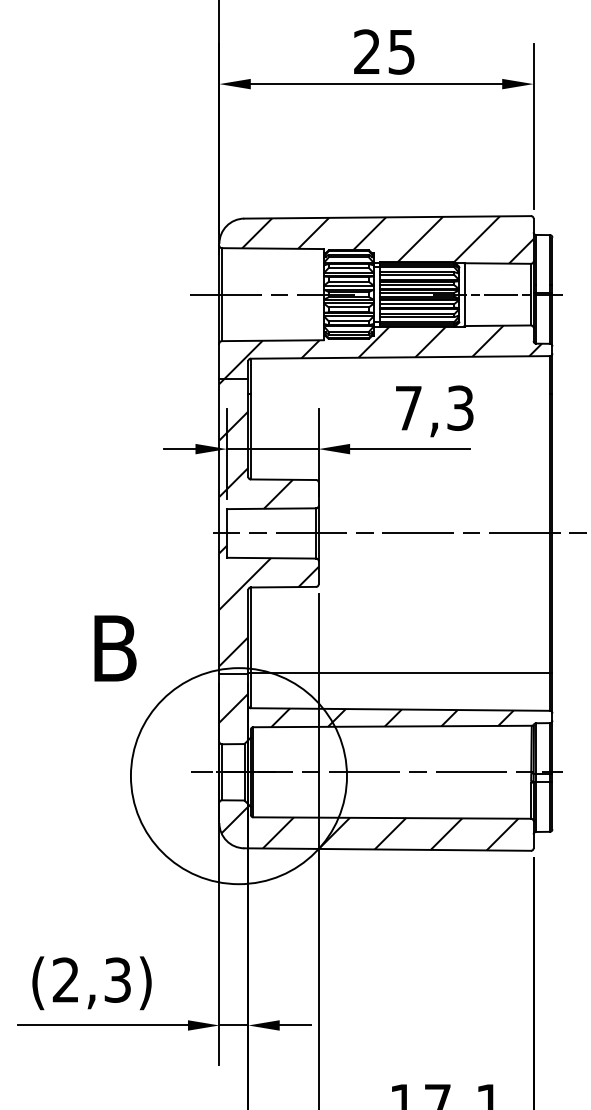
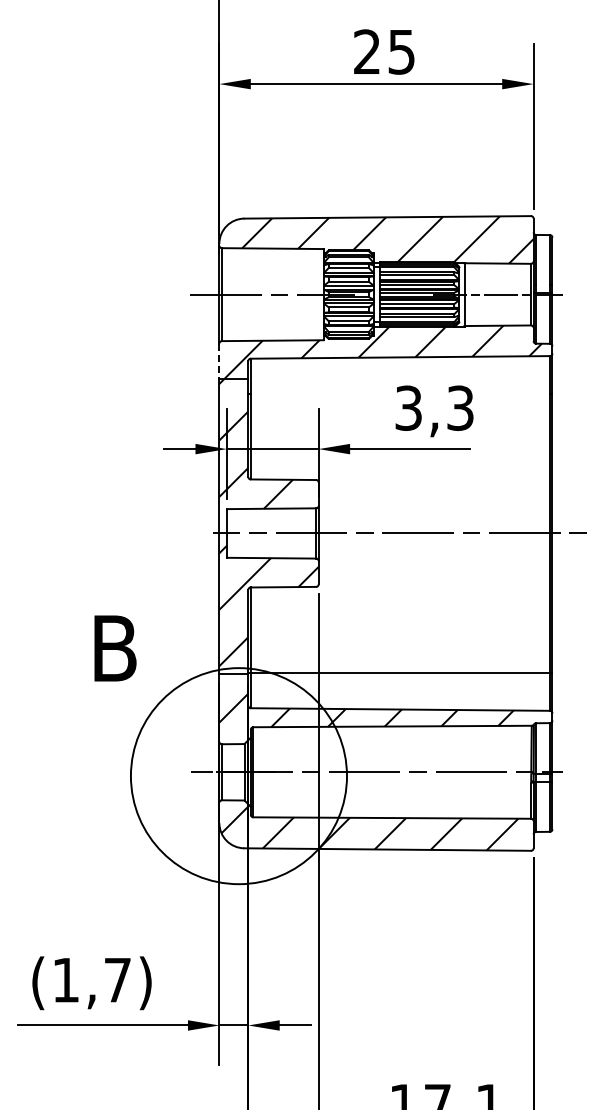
line: solid -> dashed (219, 361)
text: 7,3 -> 3,3 (408, 407)
text: (2,3) -> (1,7) (91, 979)
